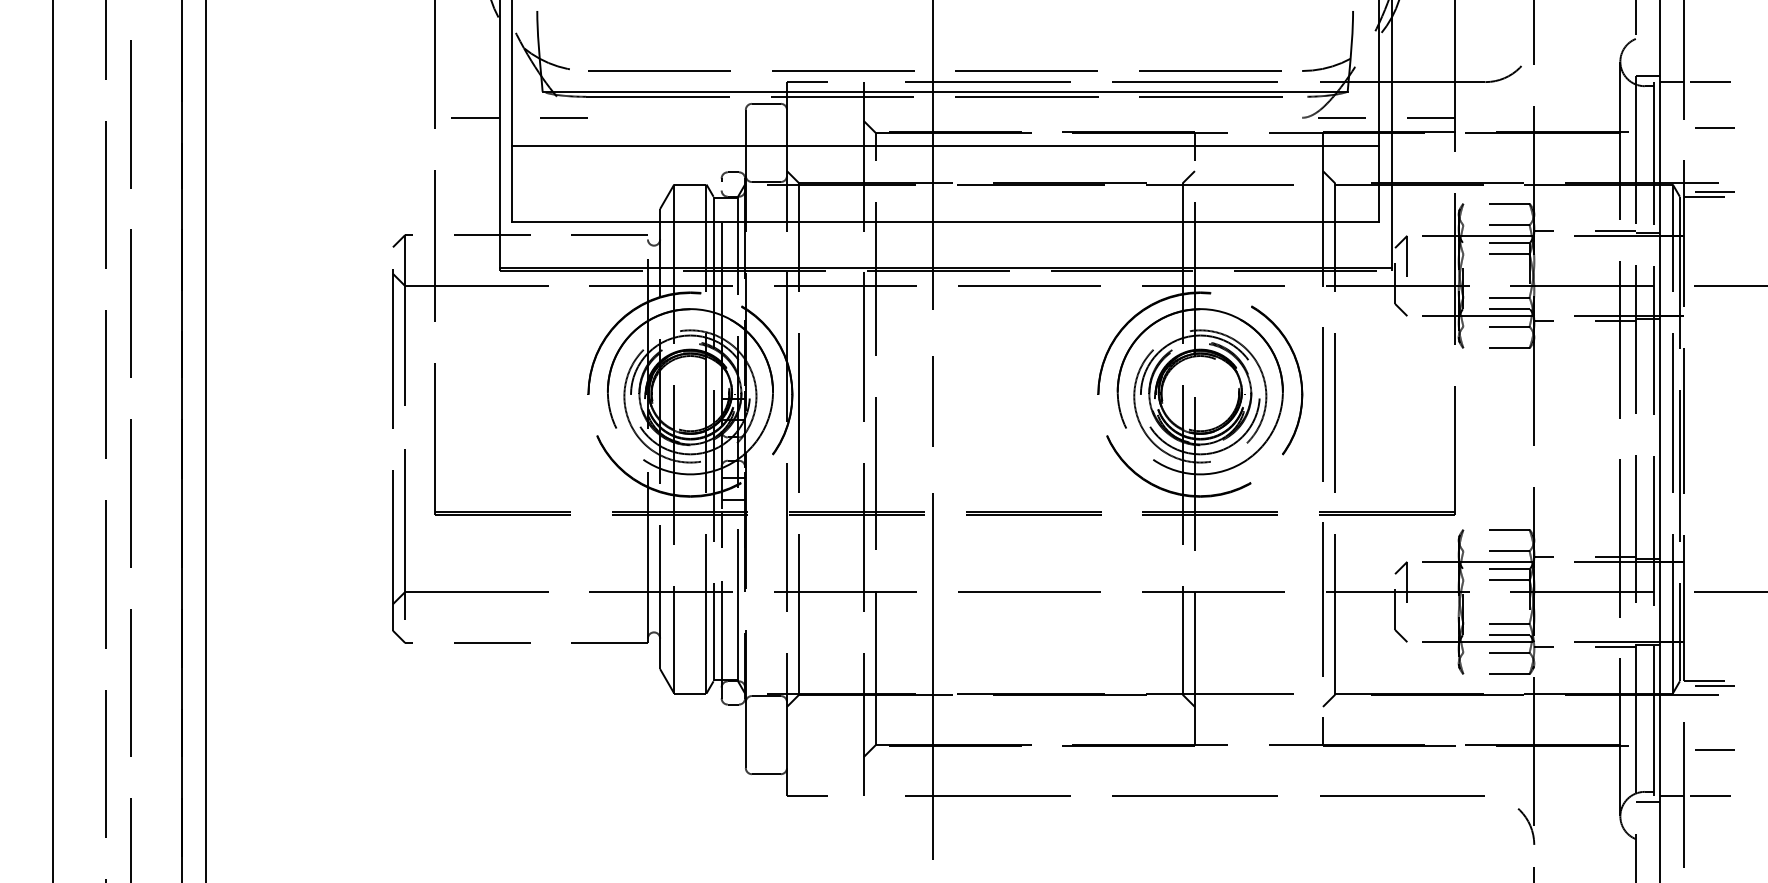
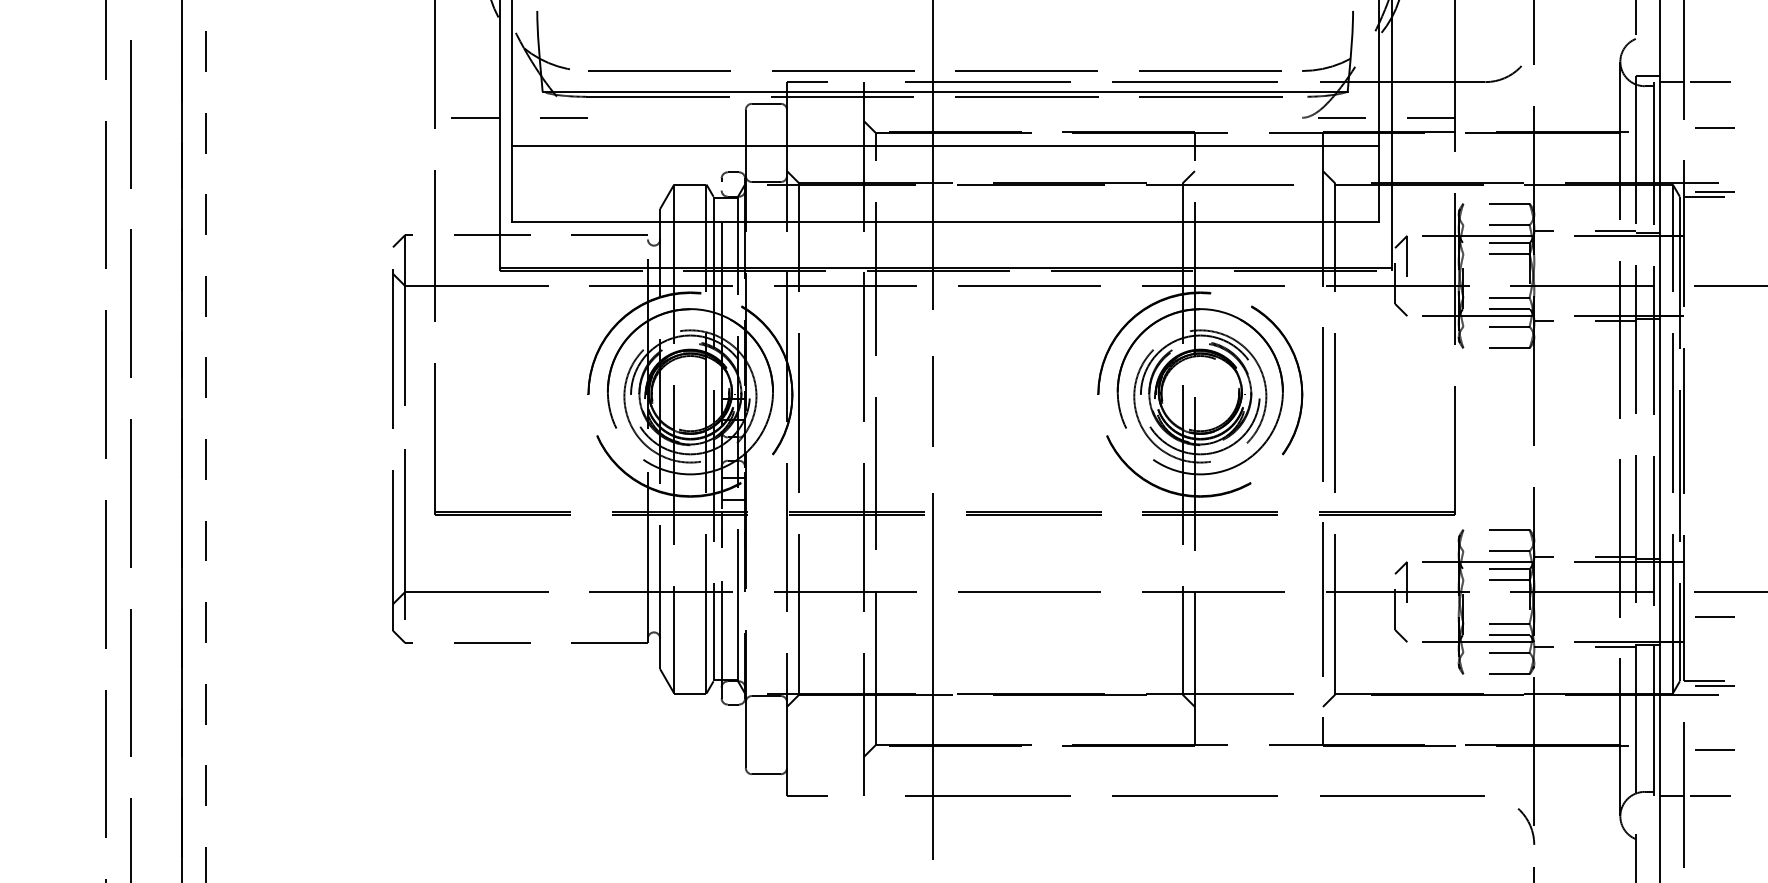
line: present -> none (53, 440)
line: solid -> dashed (206, 441)
line: none -> present (1714, 616)
line: present -> none (1647, 802)
